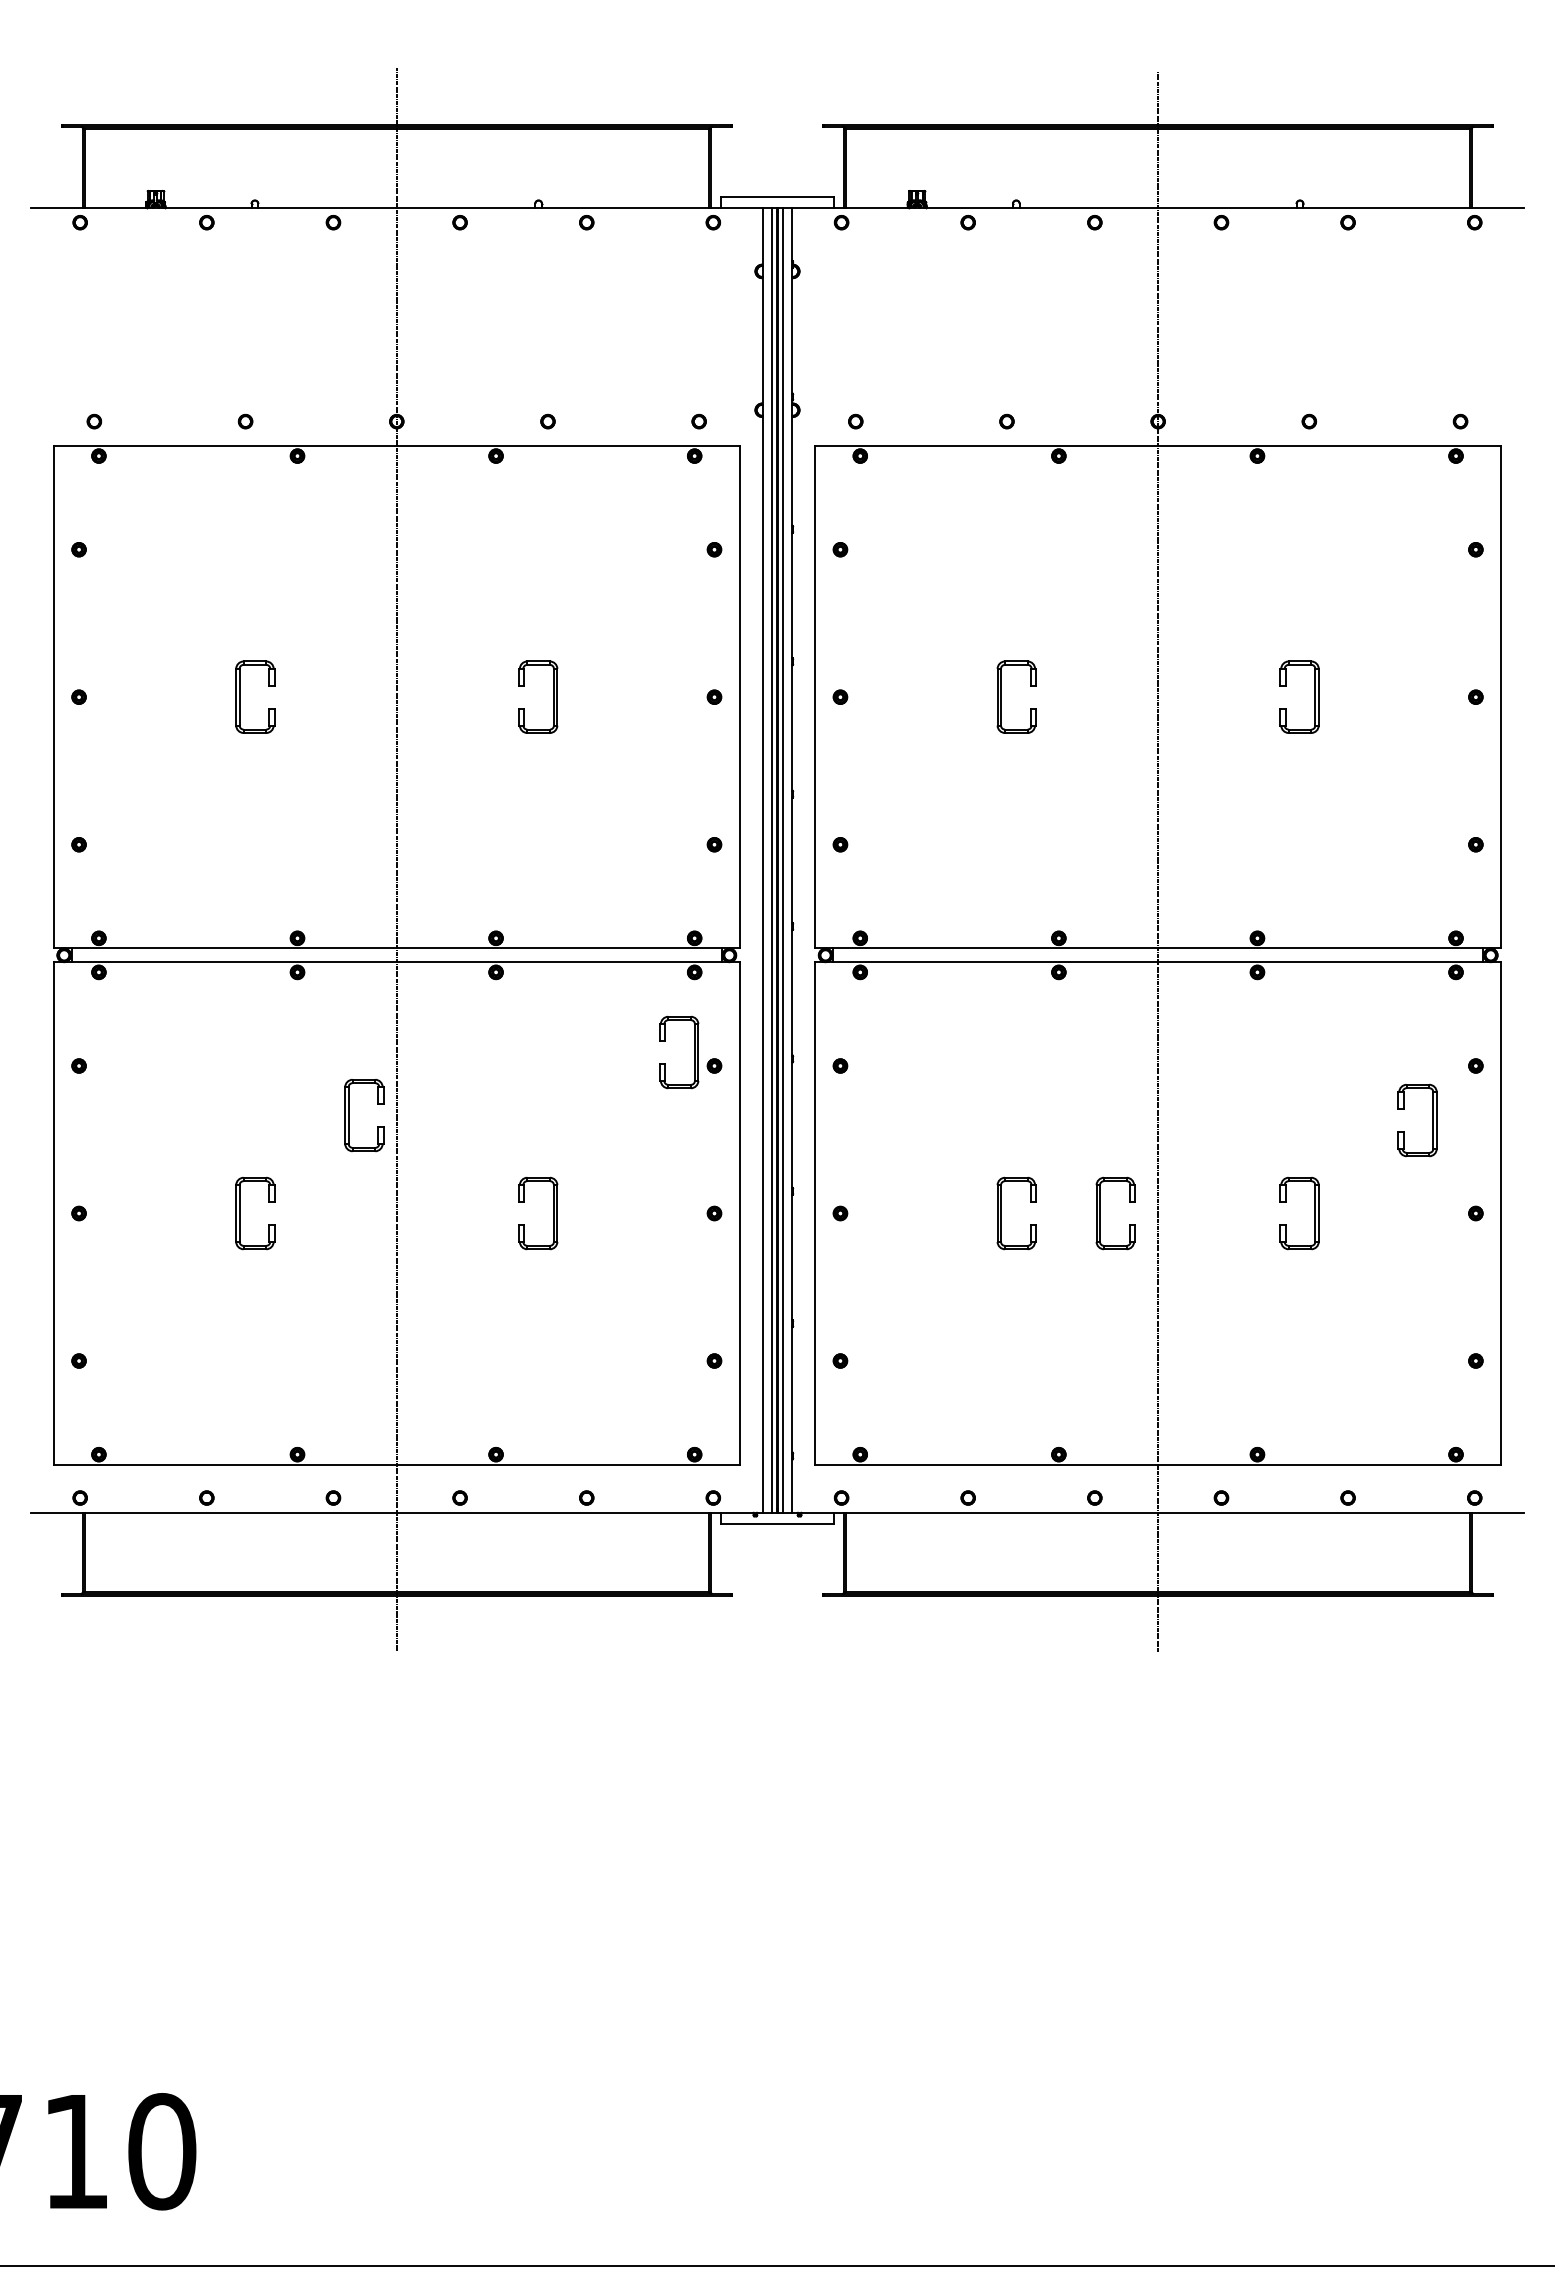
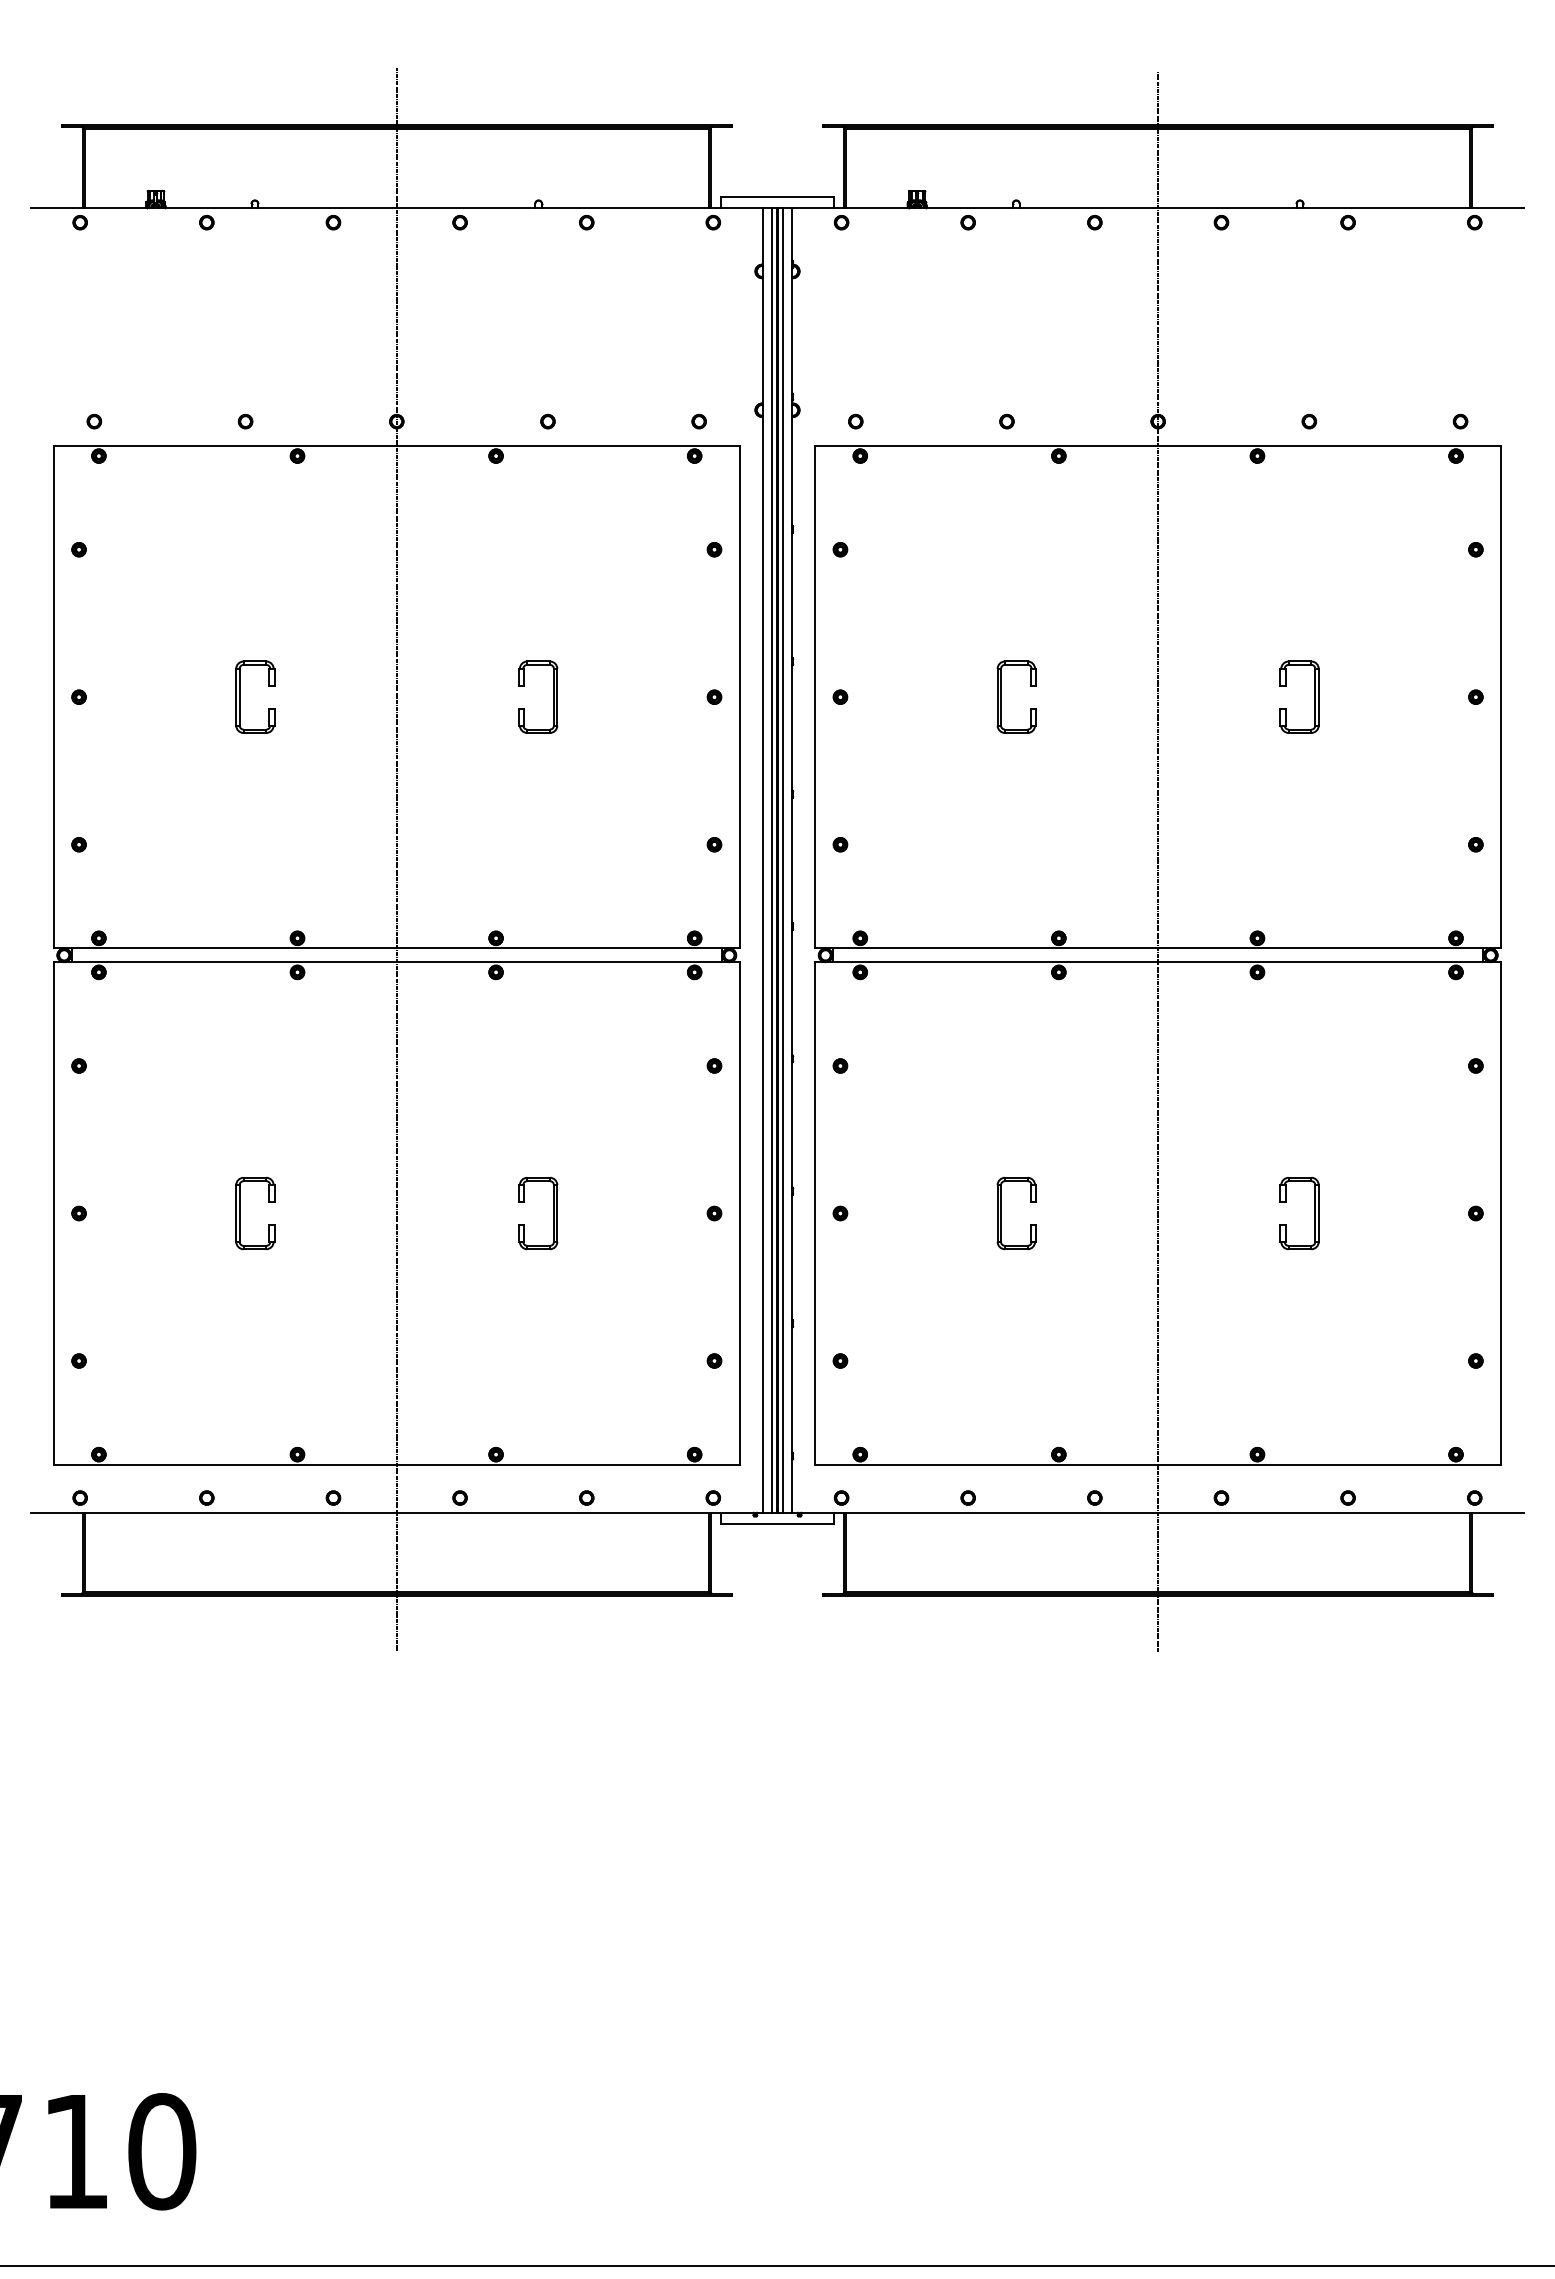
part: present -> none (694, 1052)
part: present -> none (349, 1115)
part: present -> none (1432, 1120)
part: present -> none (1100, 1213)
